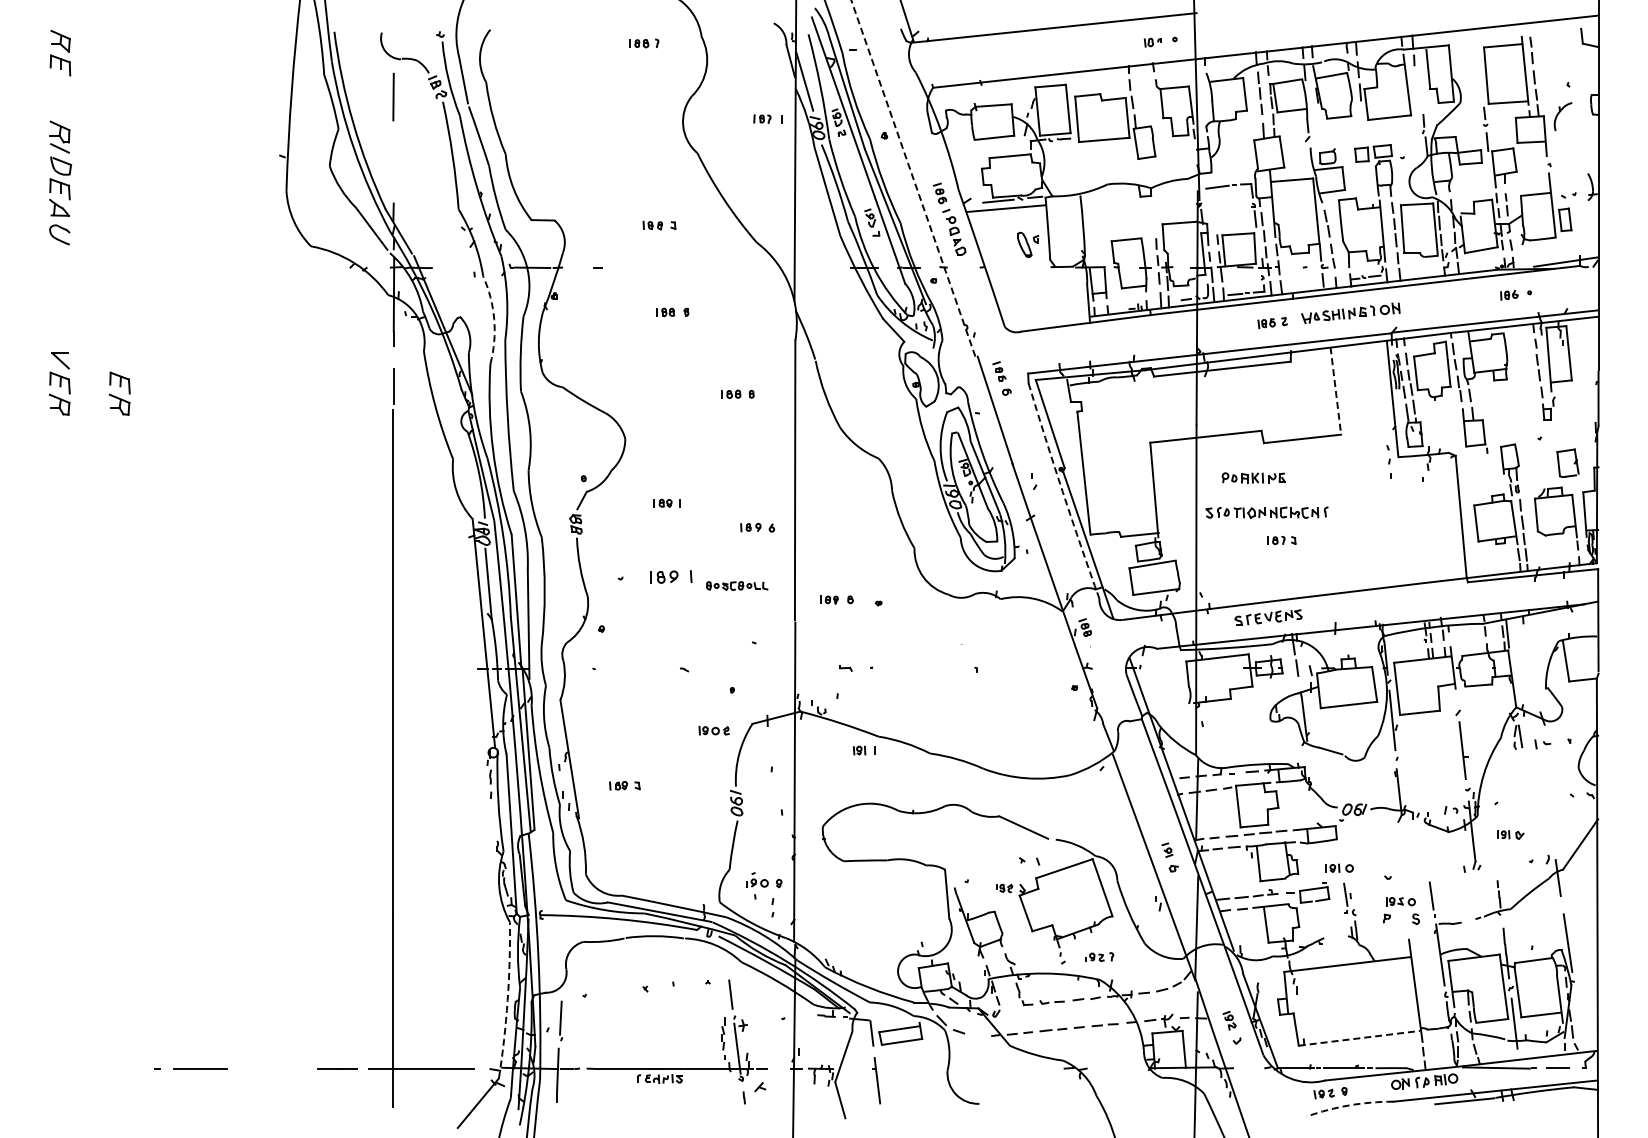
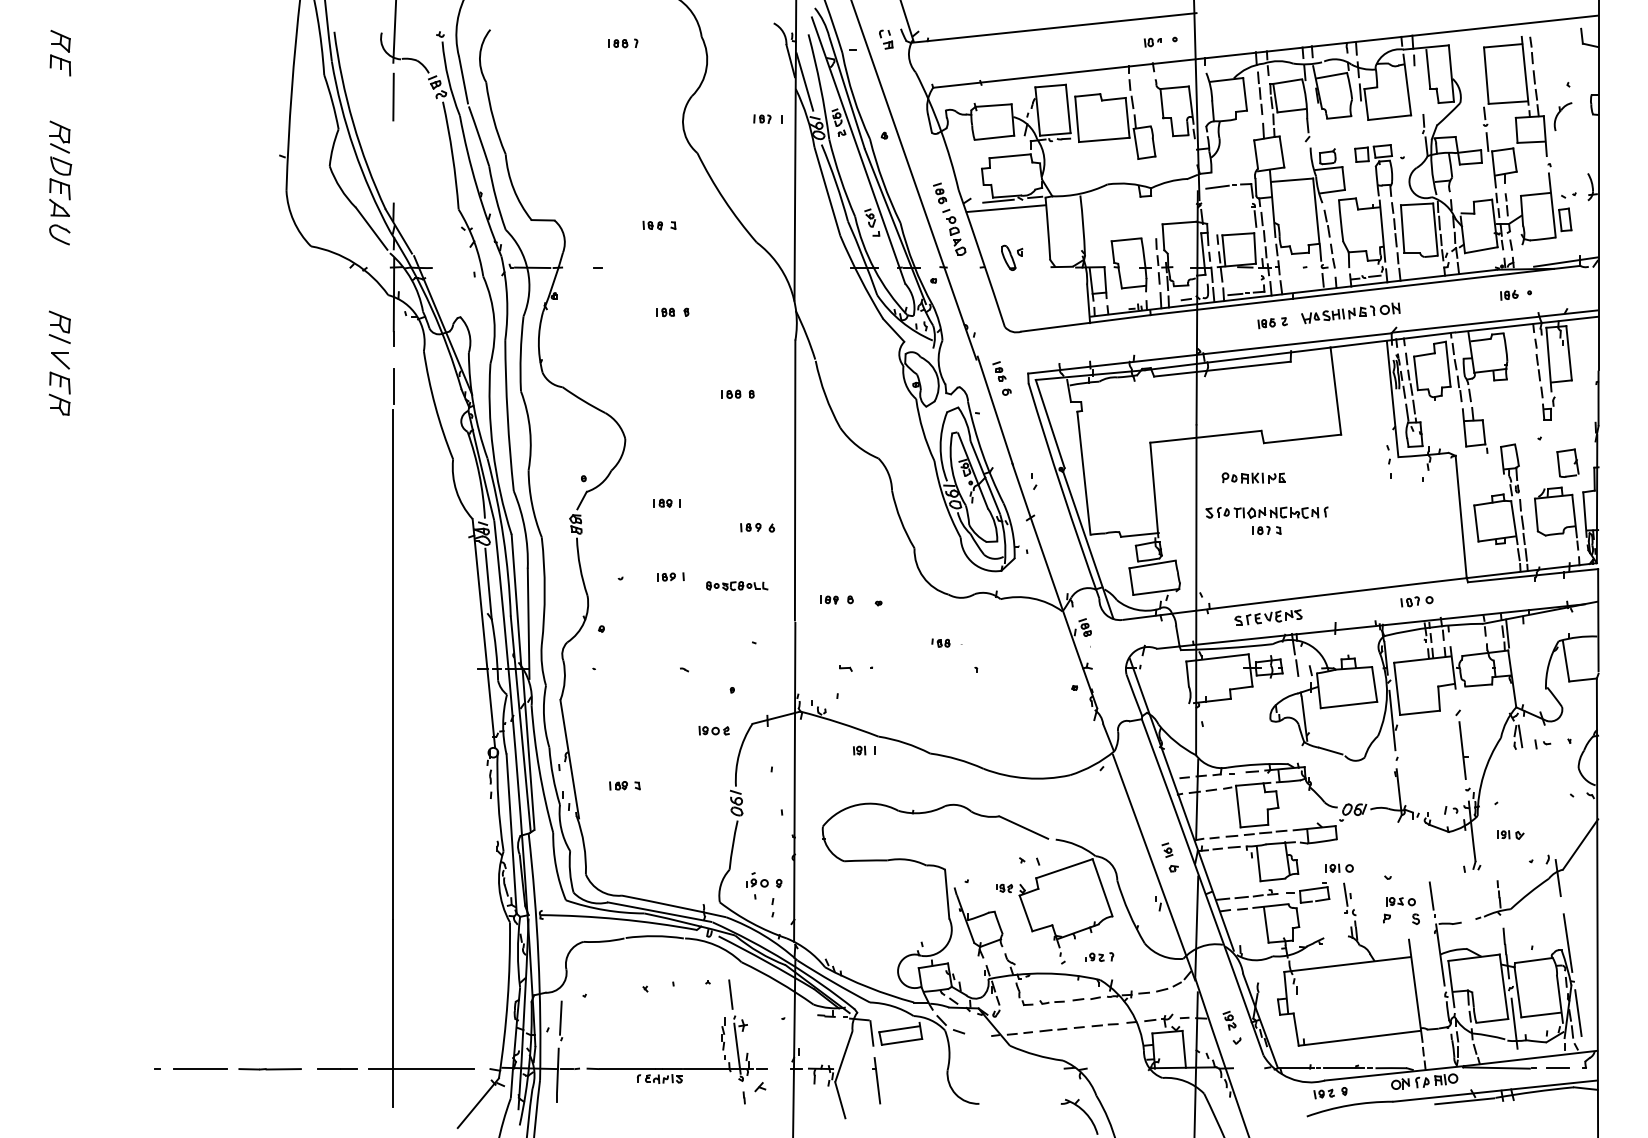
line: none -> present (394, 32)
part: none -> present (886, 39)
part position: (644, 43) -> (623, 43) (623, 43)
line: dashed -> solid (914, 180)
part position: (1028, 244) -> (1012, 257) (1012, 257)
arc: dashed -> solid (494, 319)
part: none -> present (59, 326)
line: dashed -> solid (1335, 390)
part: present -> none (119, 393)
arc: dashed -> solid (1062, 491)
part position: (1281, 540) -> (1266, 530) (1266, 530)
part size: 43x14 px -> 28x10 px (670, 576)
part: none -> present (1416, 601)
part: none -> present (940, 642)
arc: dashed -> solid (507, 1000)
line: none -> present (1578, 1013)
line: dashed -> solid (1359, 1038)
line: none -> present (269, 1069)
arc: dashed -> solid (1349, 1105)
part: none -> present (1079, 1116)
